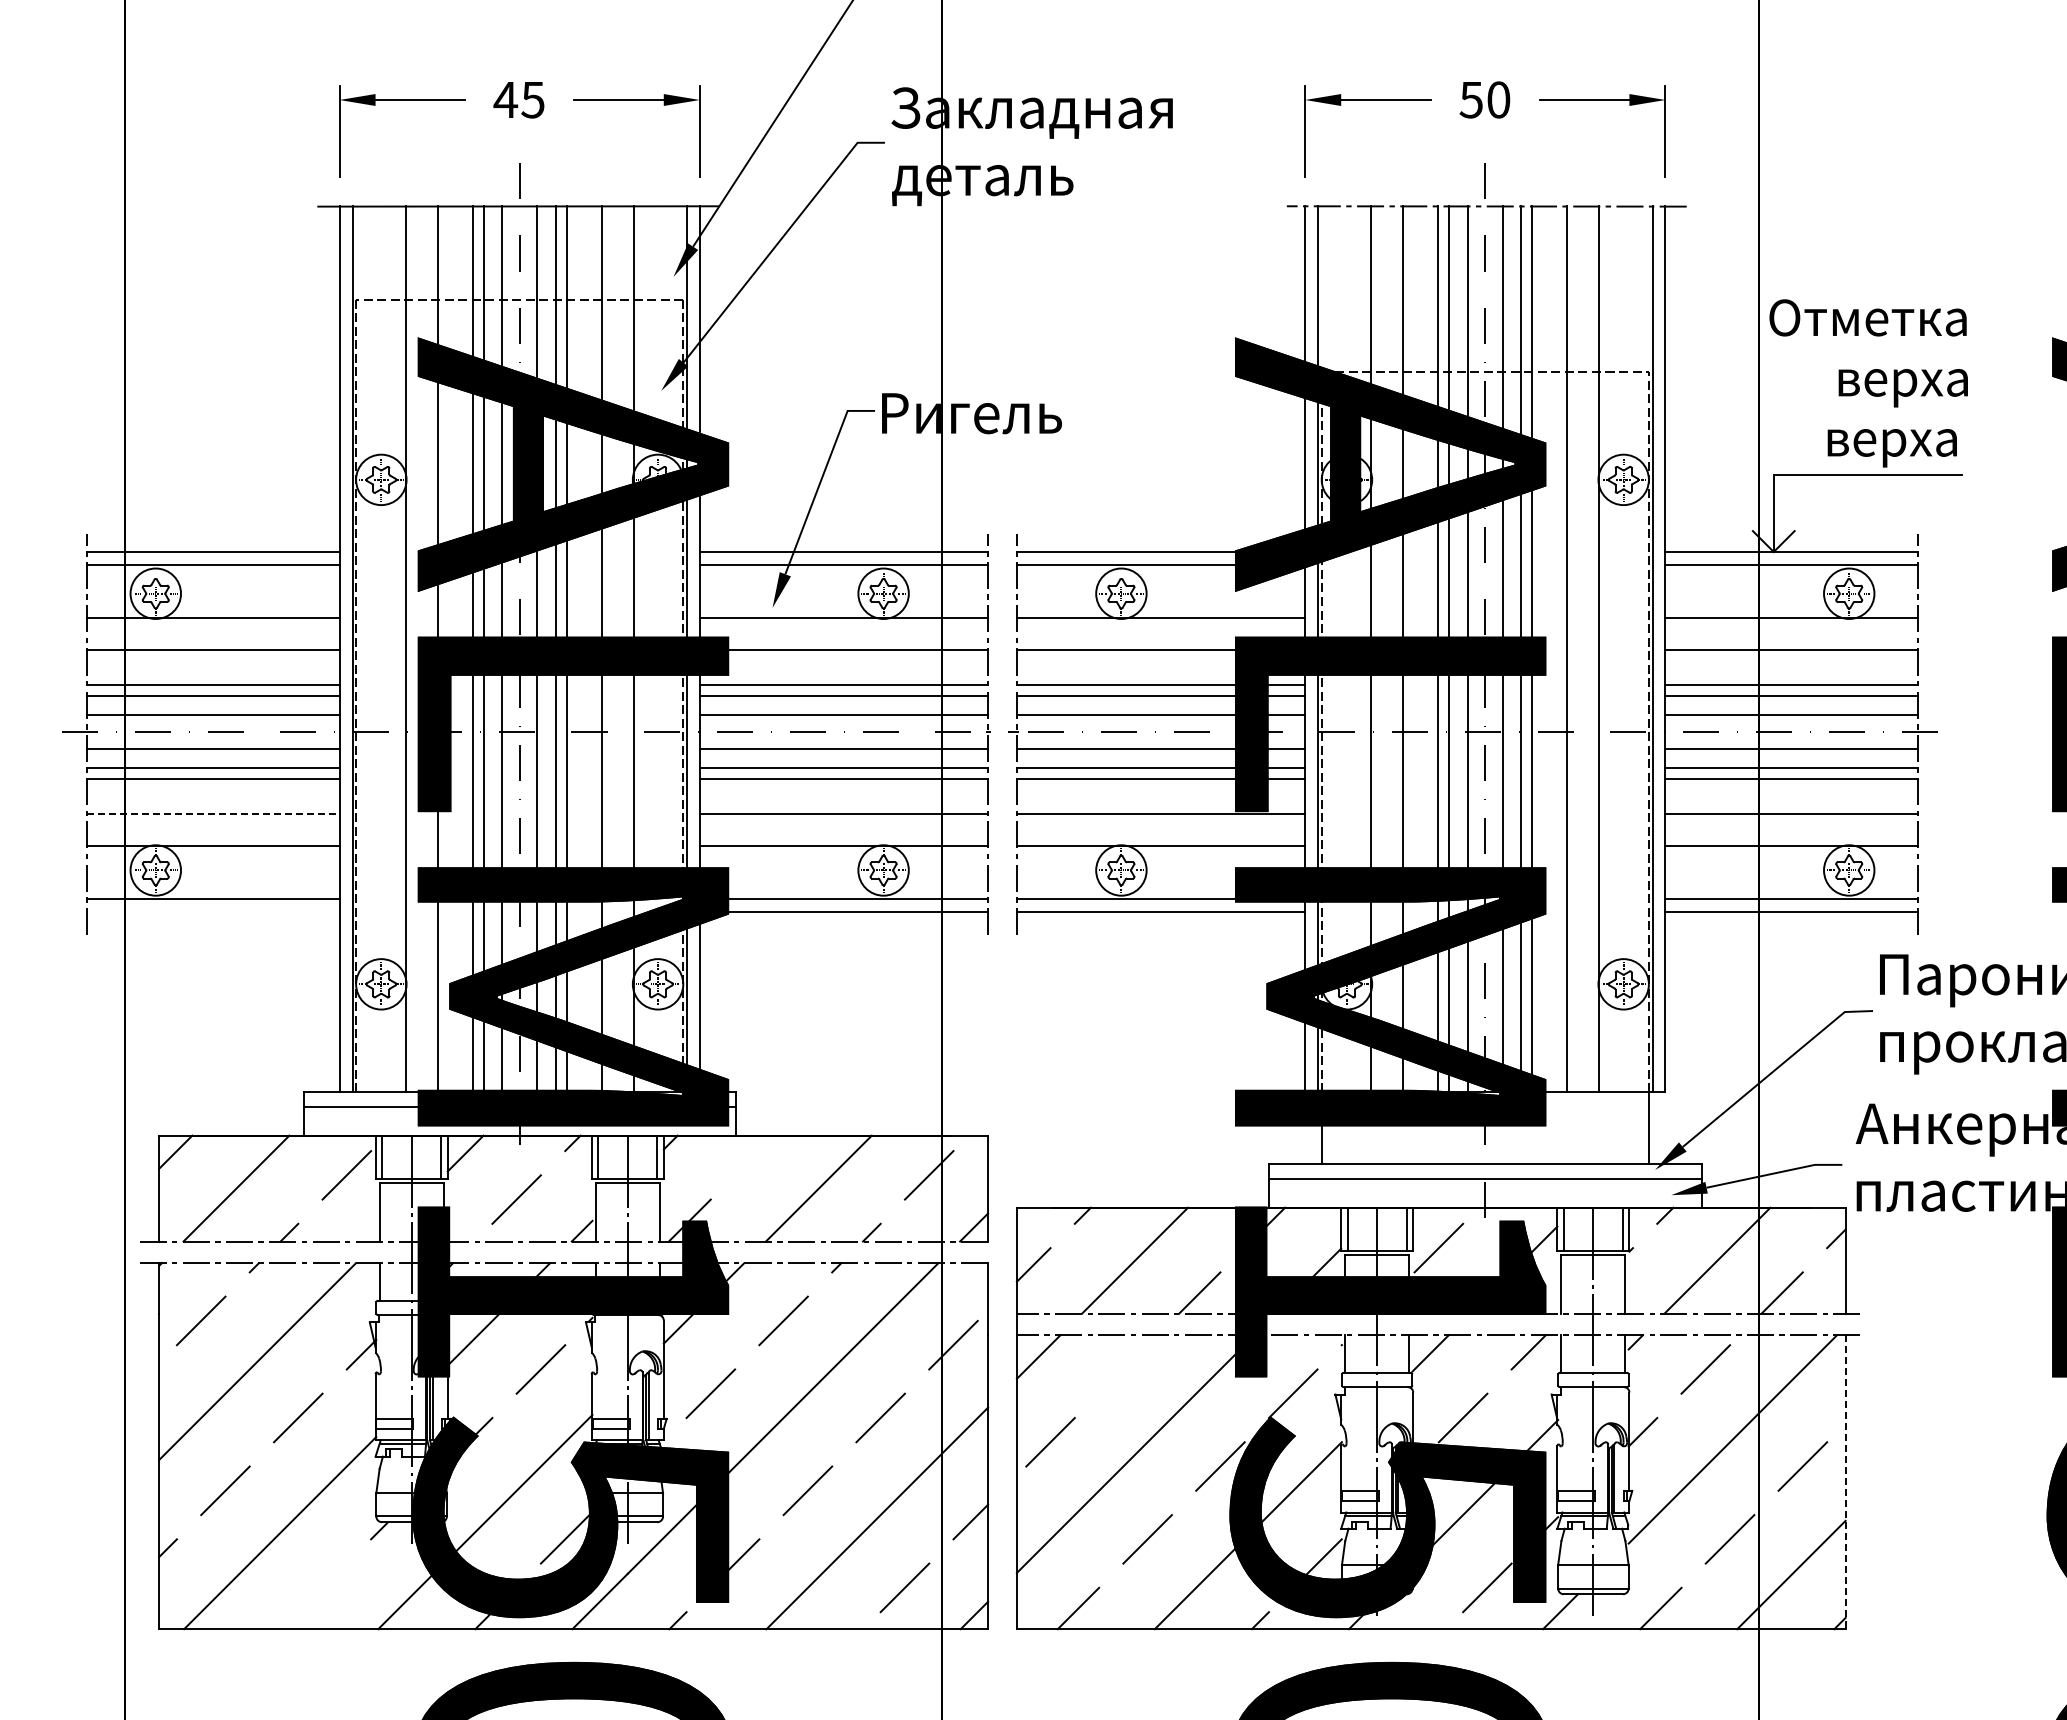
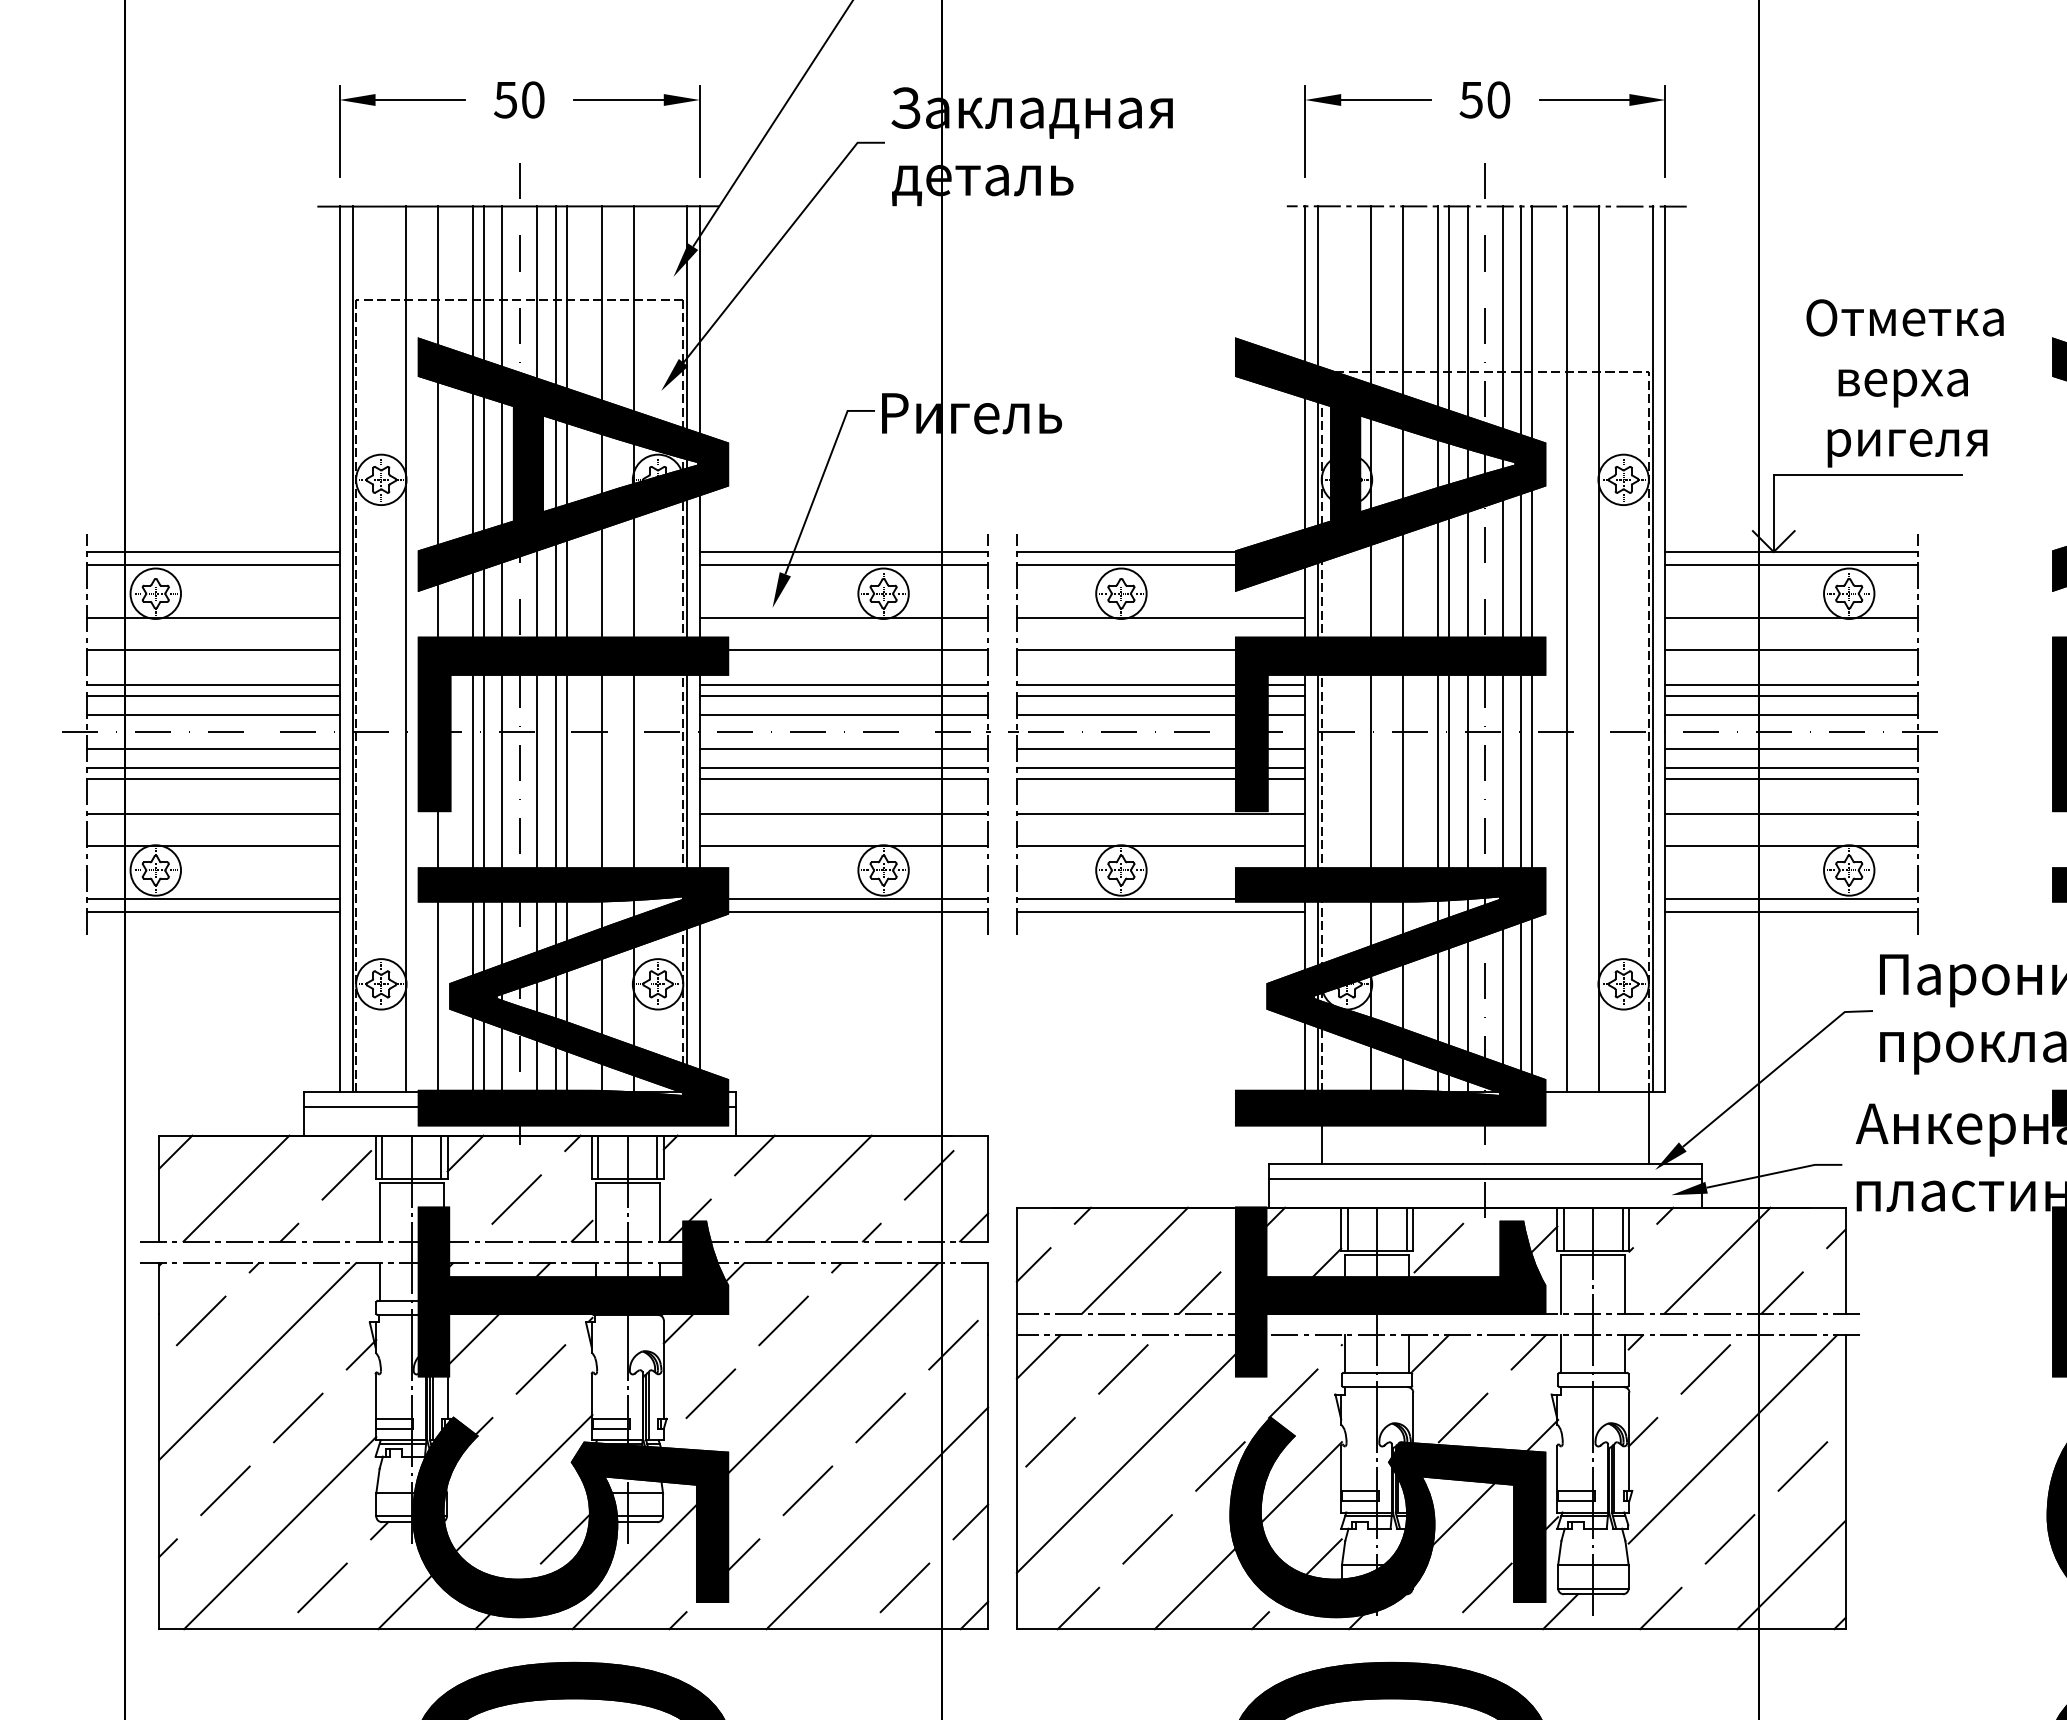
text: 45 -> 50 (518, 99)
text position: (1867, 317) -> (1904, 317) (1904, 317)
text: верха -> ригеля (1907, 448)
line: dashed -> solid (213, 814)
line: none -> present (213, 912)
line: none -> present (754, 1155)
line: none -> present (1123, 1369)
line: dashed -> solid (1845, 1482)
line: none -> present (322, 1587)
